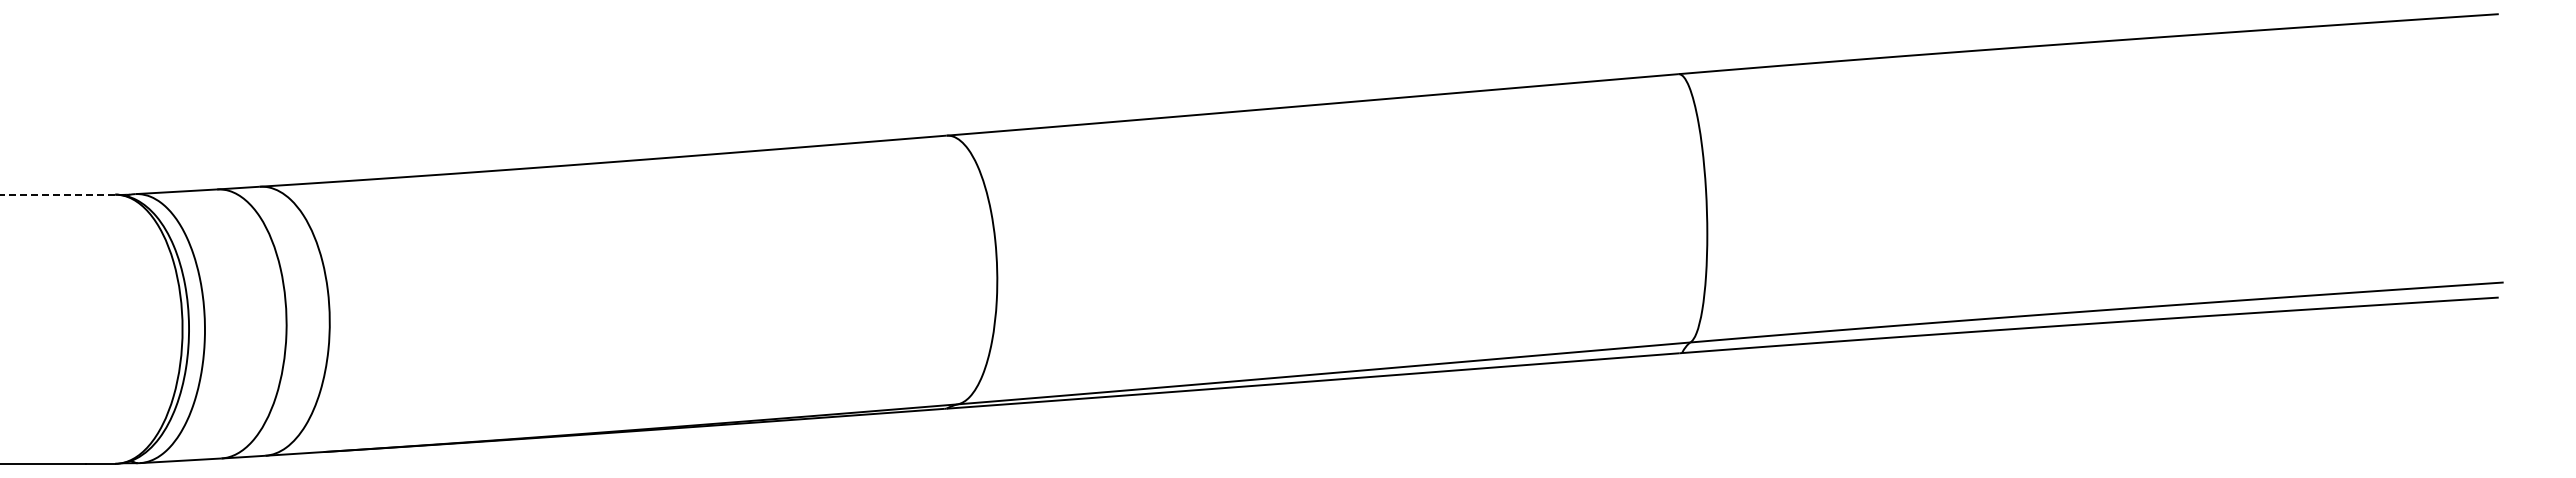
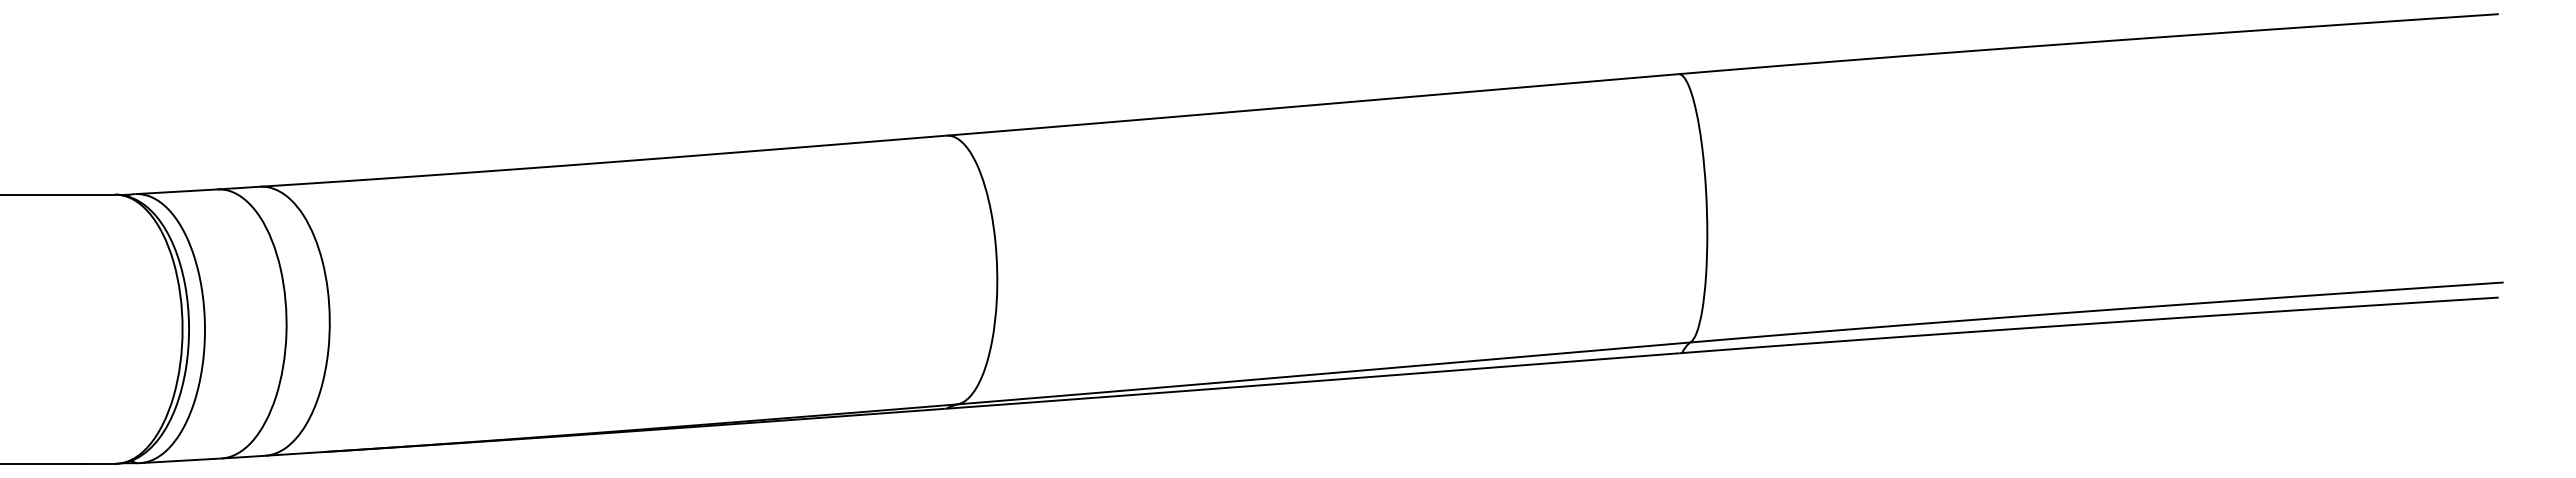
line: dashed -> solid (57, 194)
